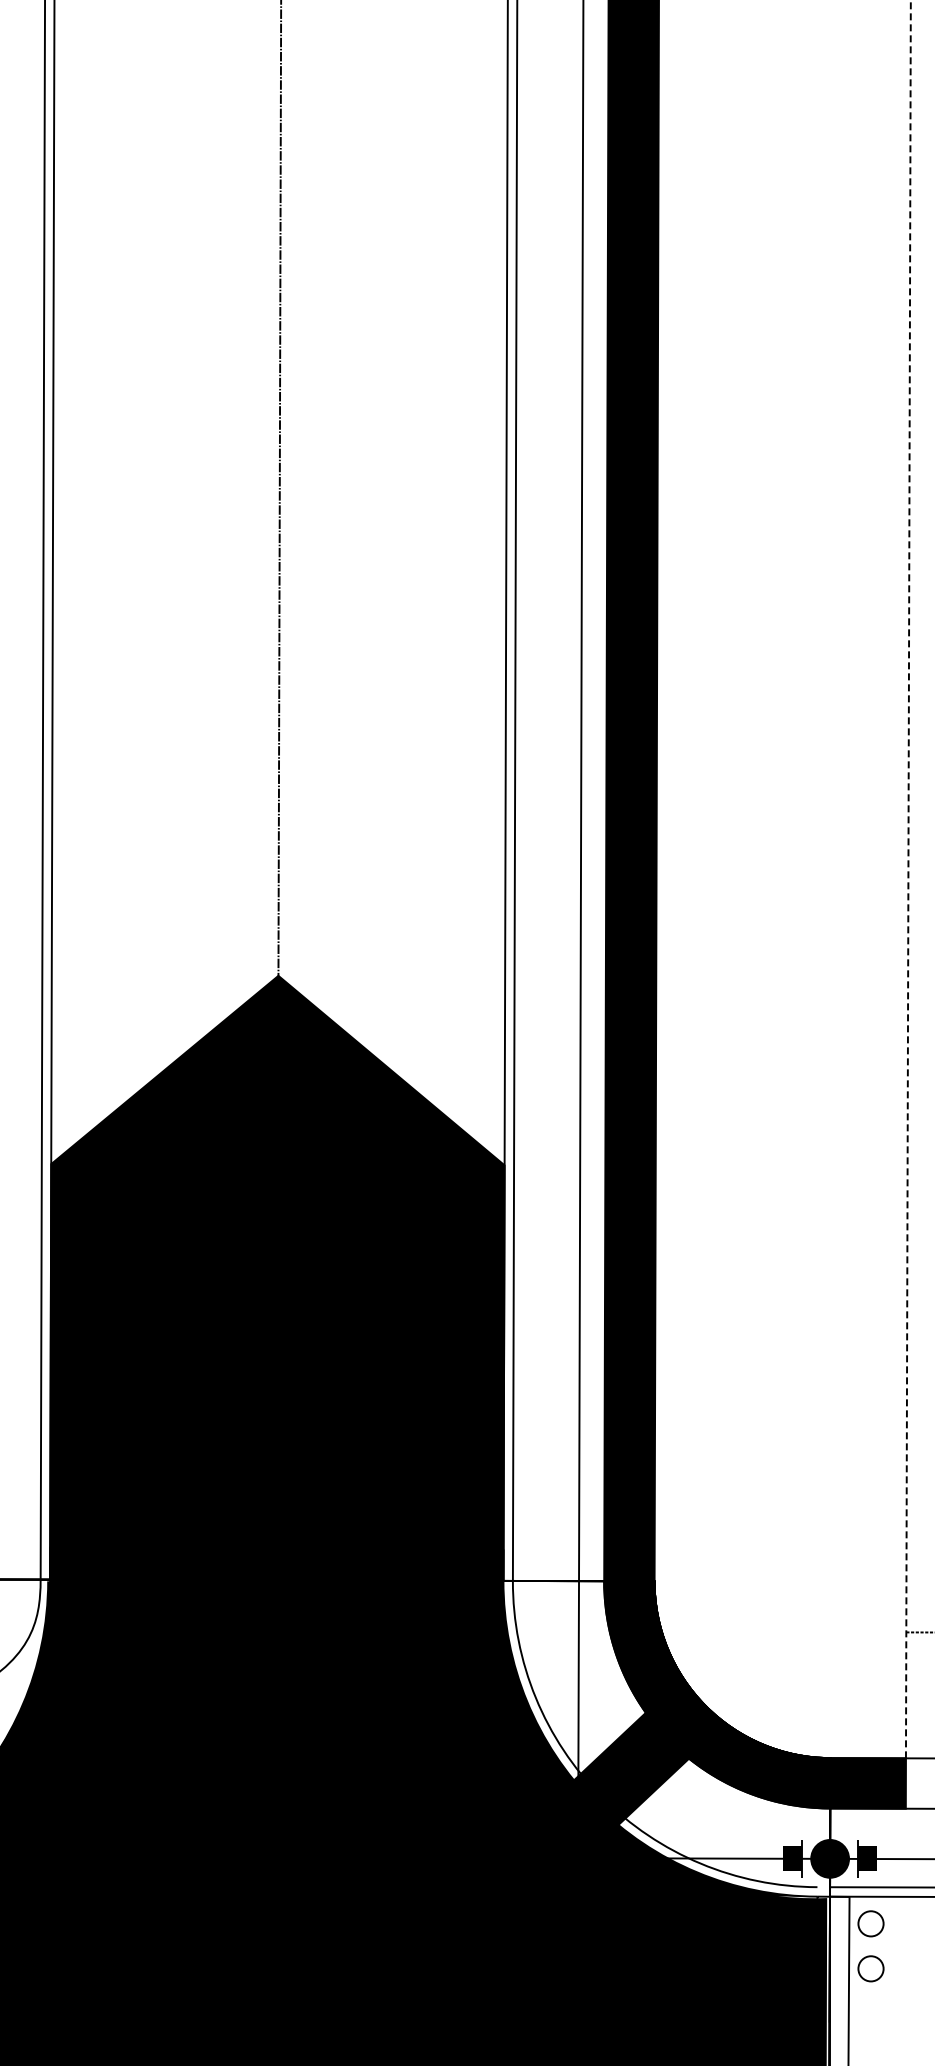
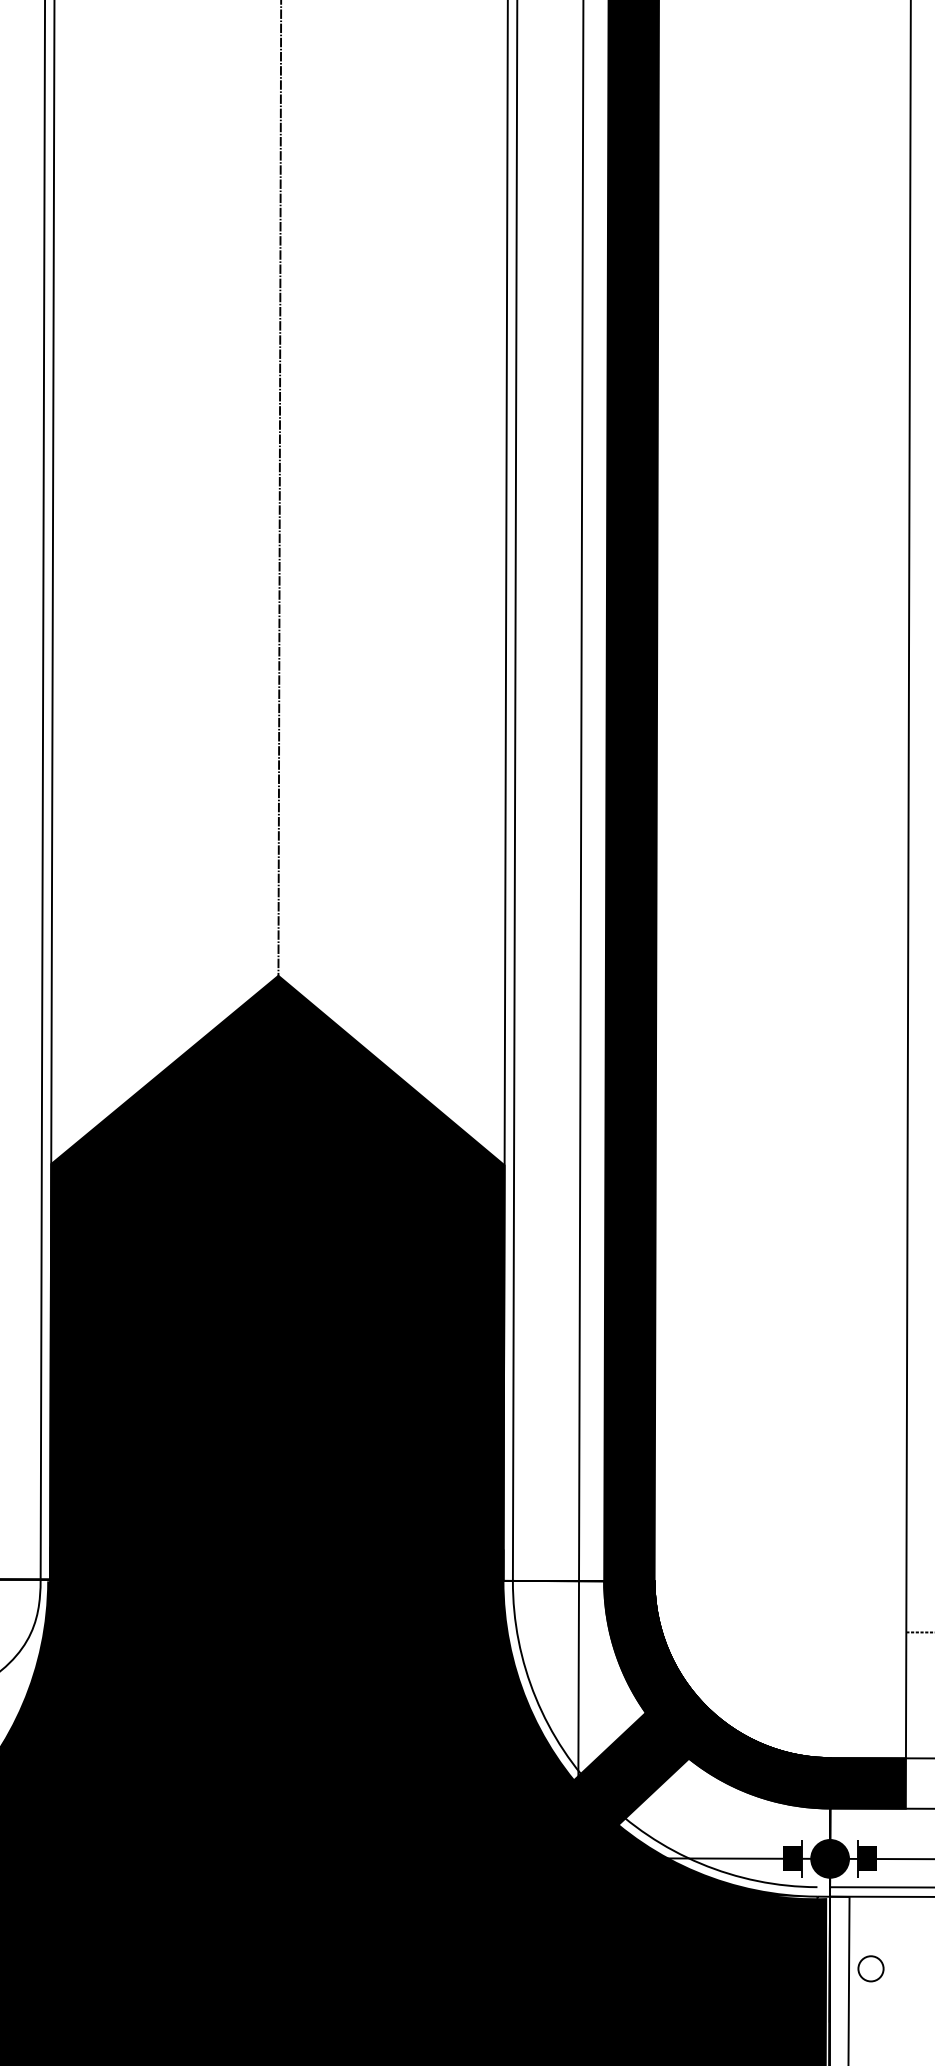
line: dashed -> solid (908, 879)
circle: present -> none (870, 1923)
